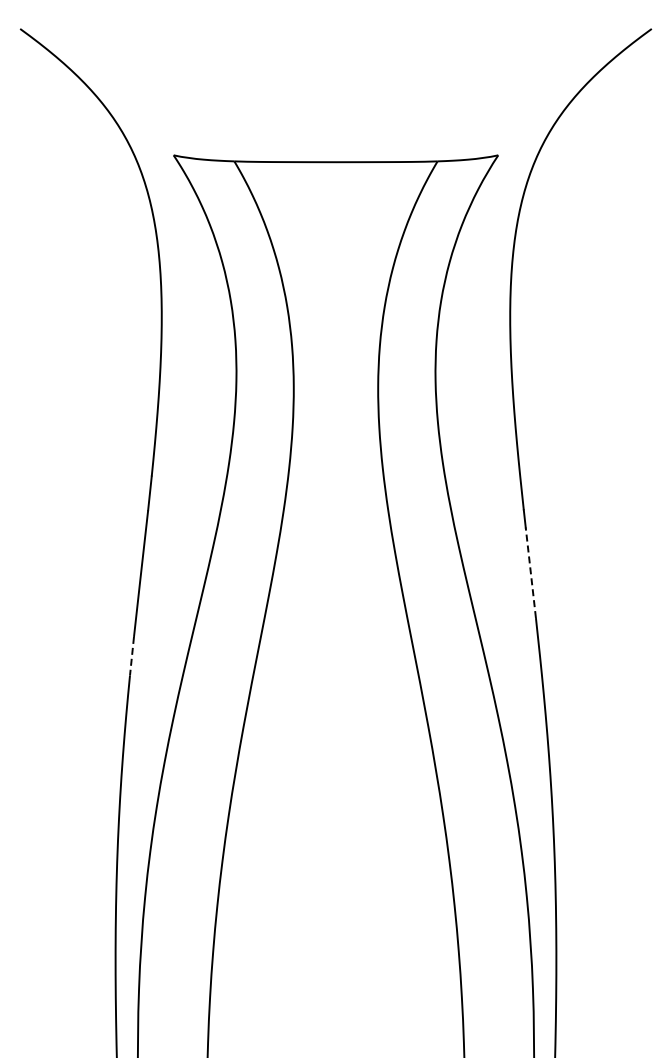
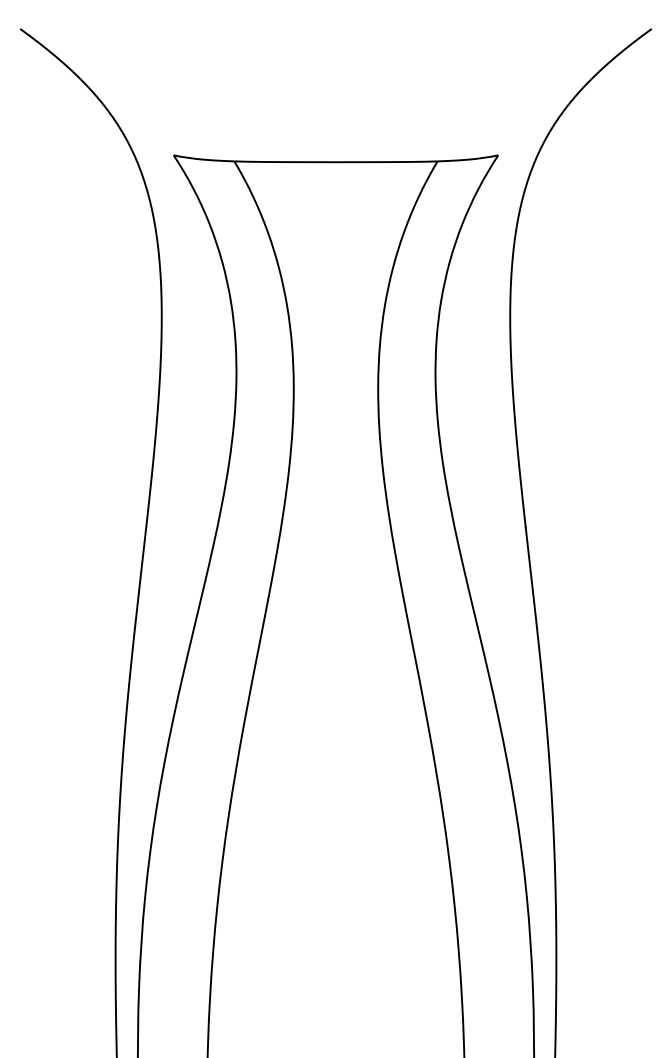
line: dashed -> solid (530, 572)
line: dashed -> solid (131, 656)
